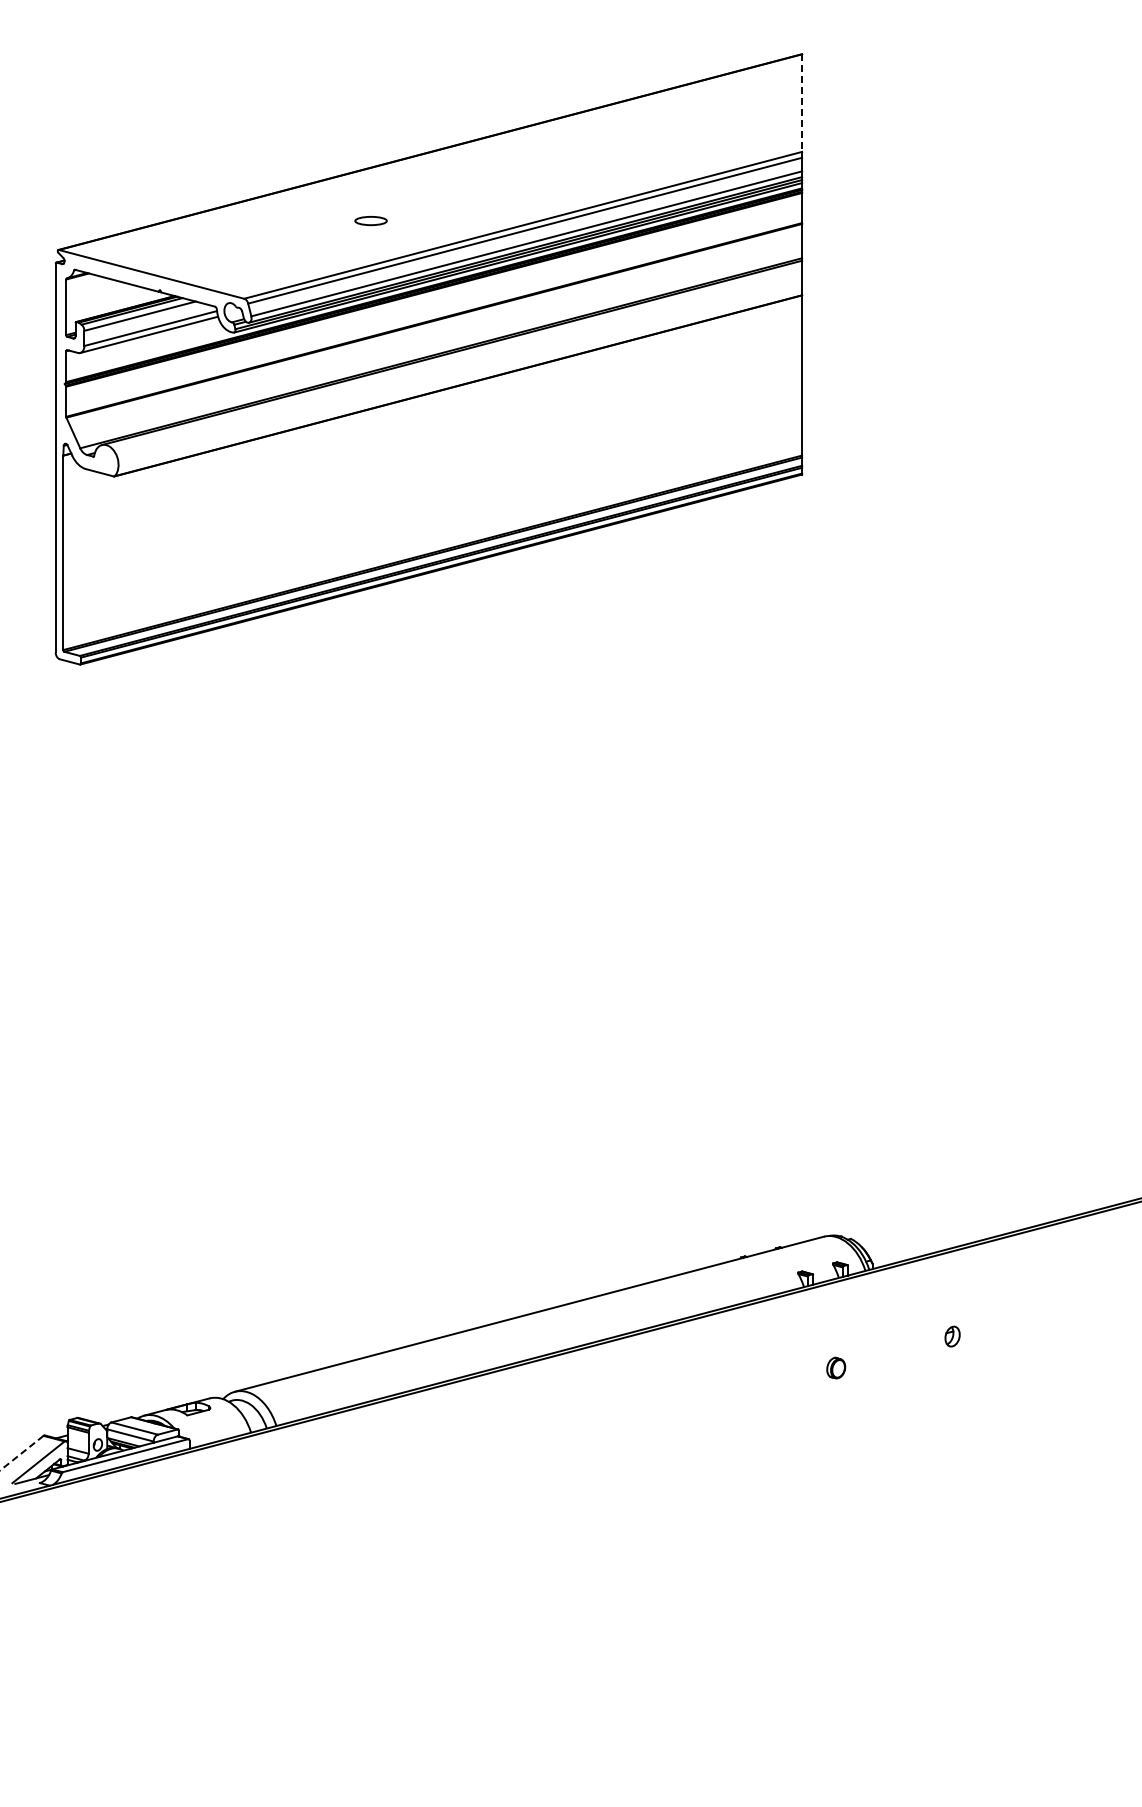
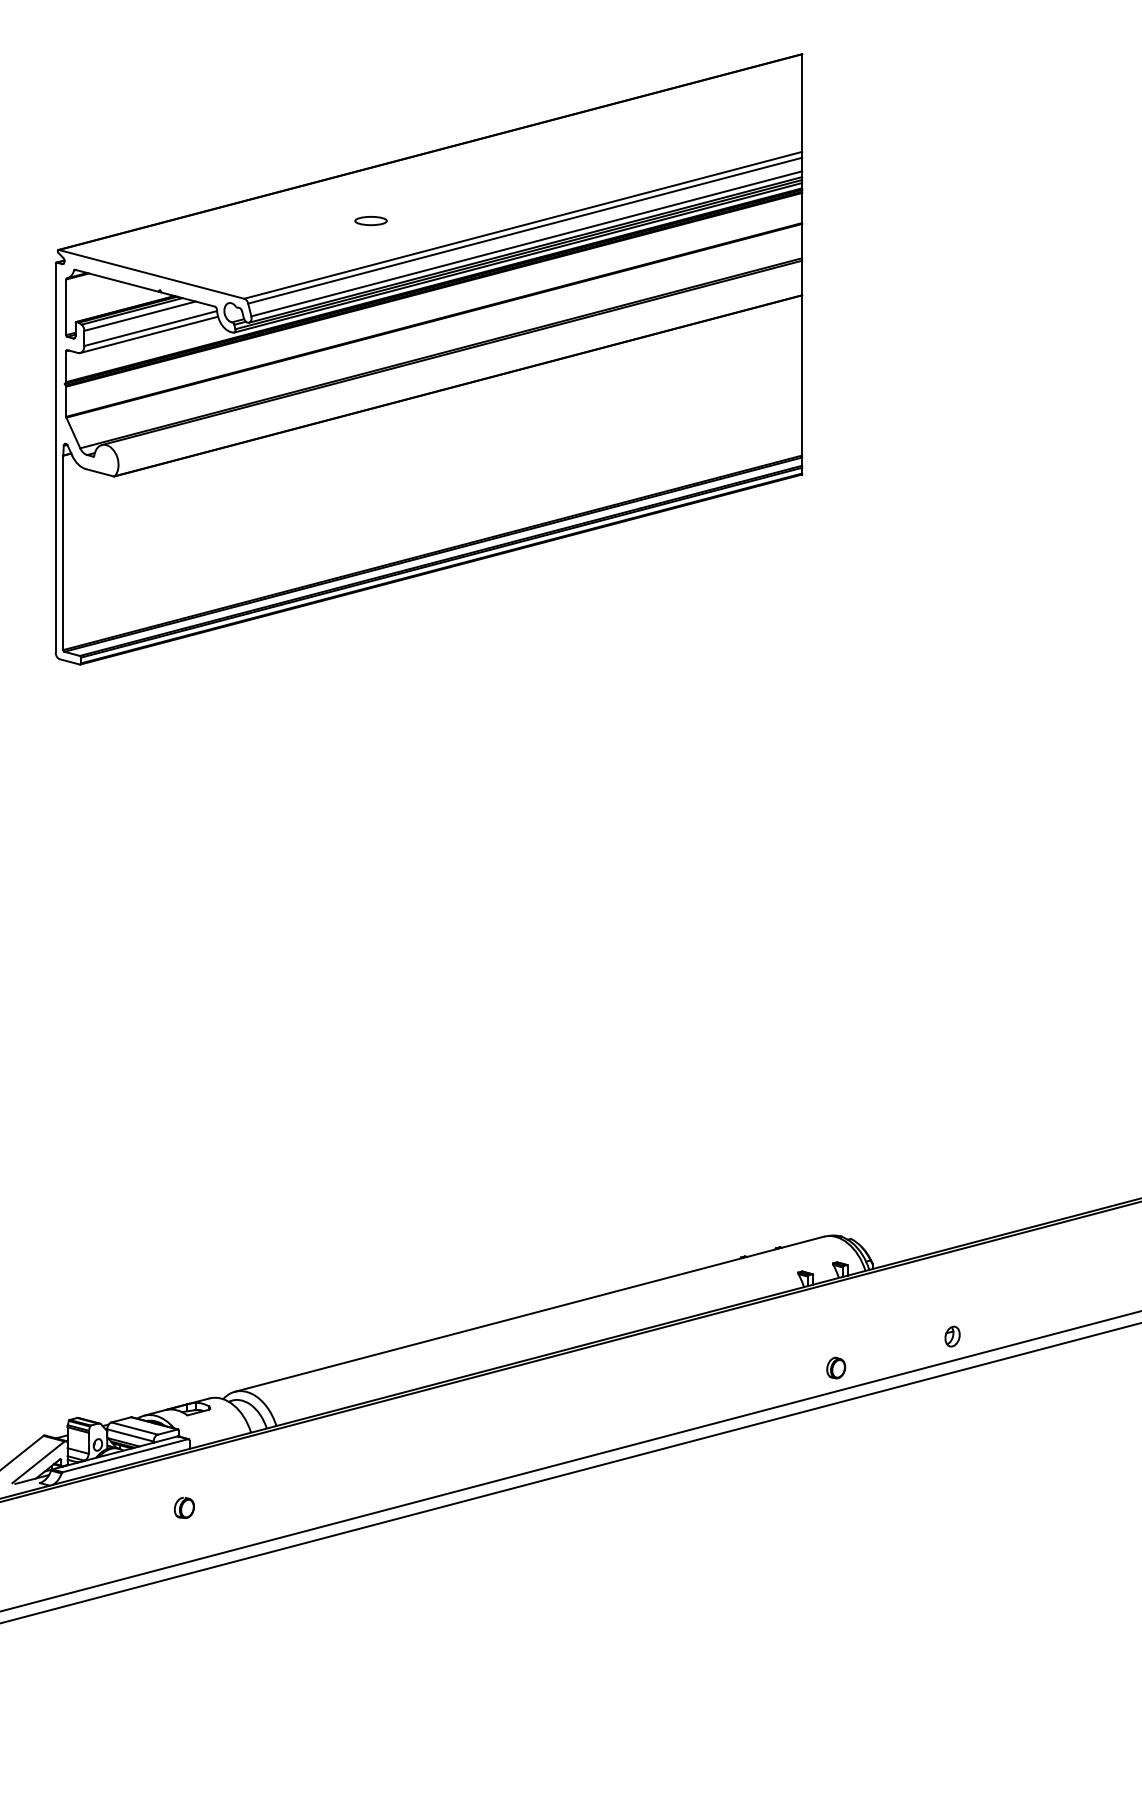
line: dashed -> solid (802, 103)
line: dashed -> solid (21, 1453)
line: none -> present (570, 1460)
line: none -> present (570, 1472)
part: none -> present (183, 1507)
